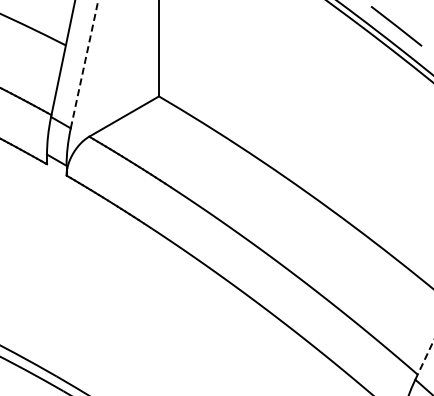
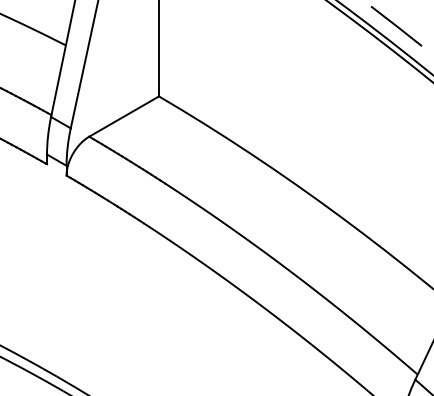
line: dashed -> solid (84, 64)
line: dashed -> solid (424, 359)
